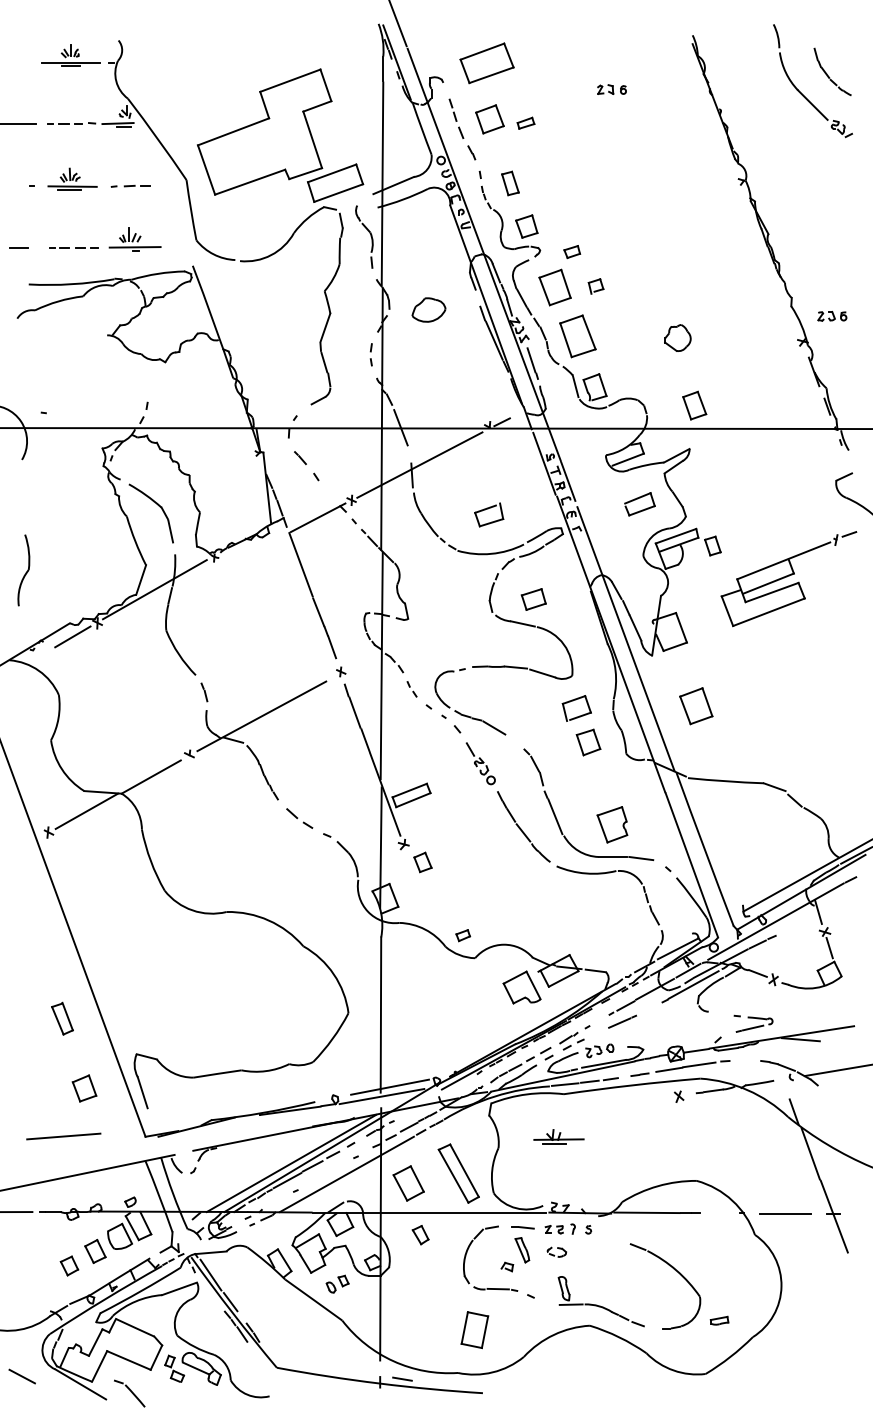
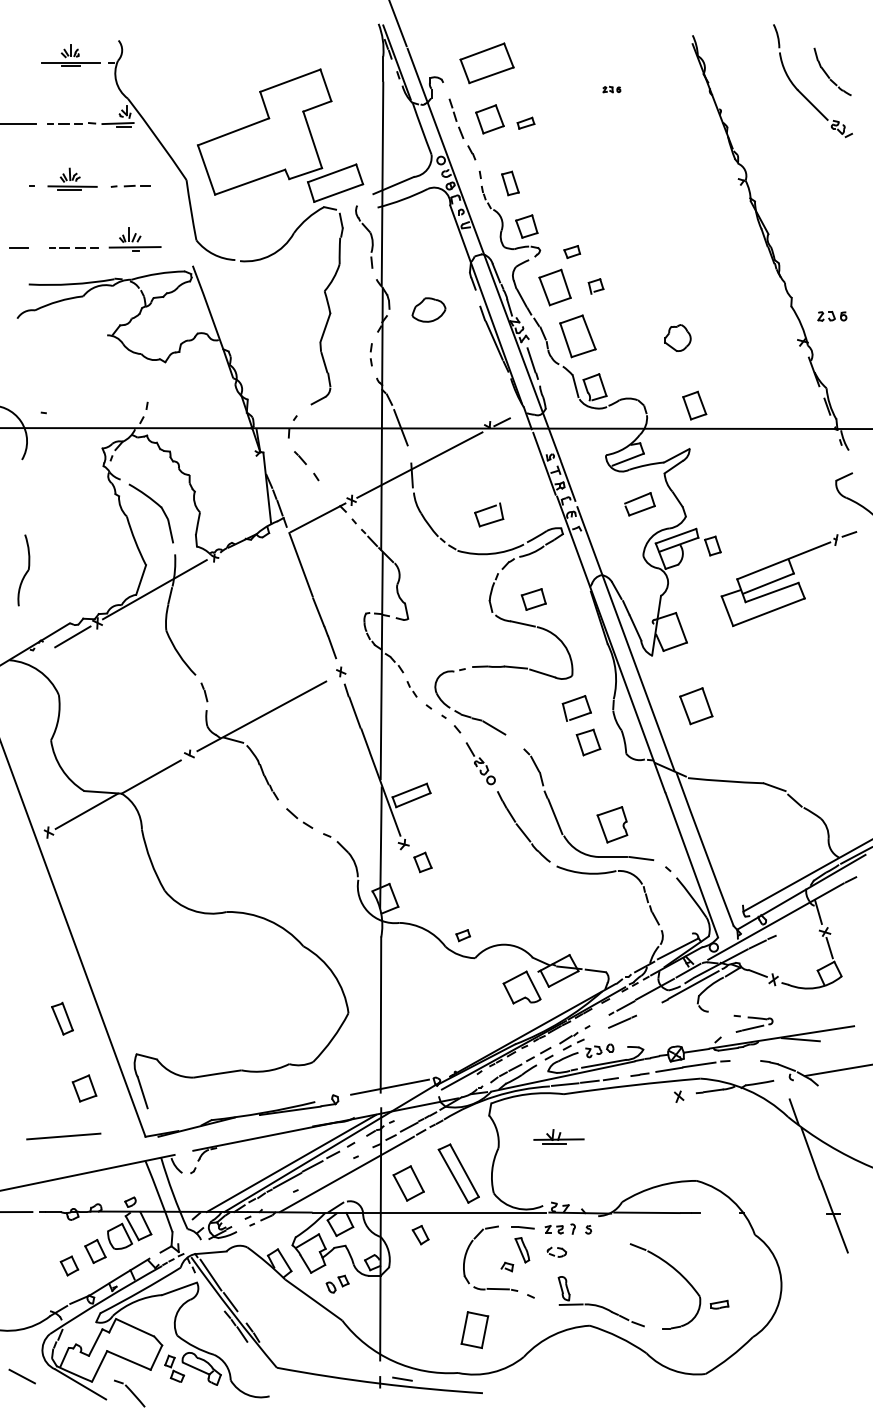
part size: 30x11 px -> 20x9 px (611, 89)
line: present -> none (381, 1096)
line: present -> none (785, 1213)
part position: (719, 1320) -> (719, 1304) (719, 1304)
